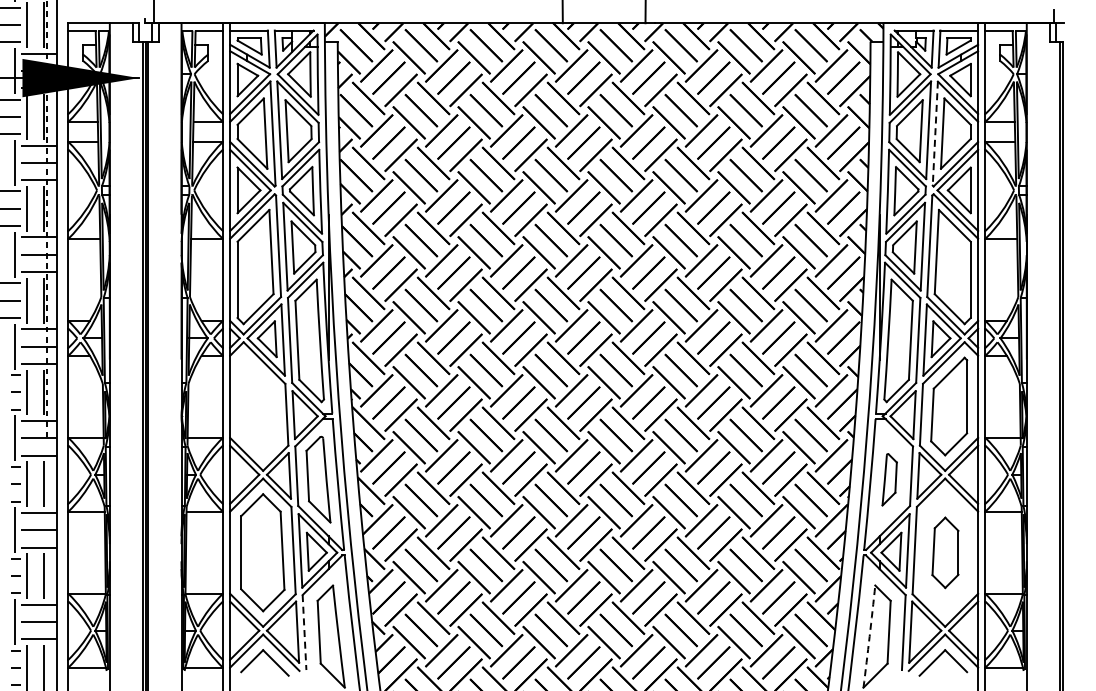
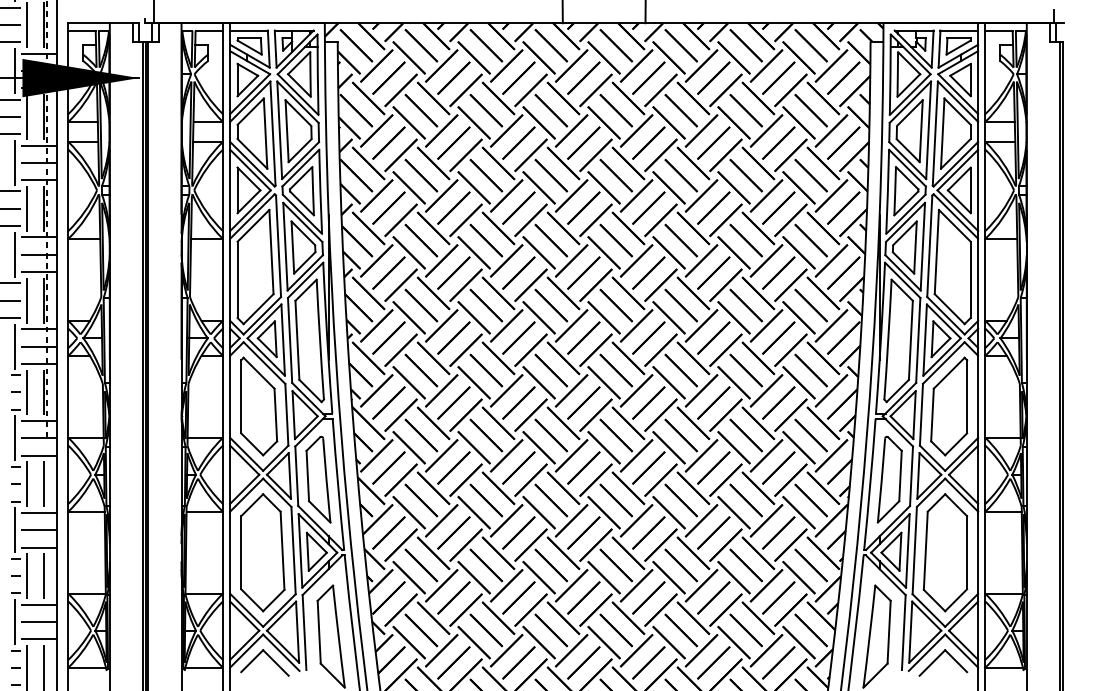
line: dashed -> solid (935, 134)
part: none -> present (259, 406)
part size: 17x54 px -> 27x88 px (889, 479)
part size: 29x74 px -> 47x120 px (945, 552)
line: dashed -> solid (304, 632)
arc: dashed -> solid (869, 636)
